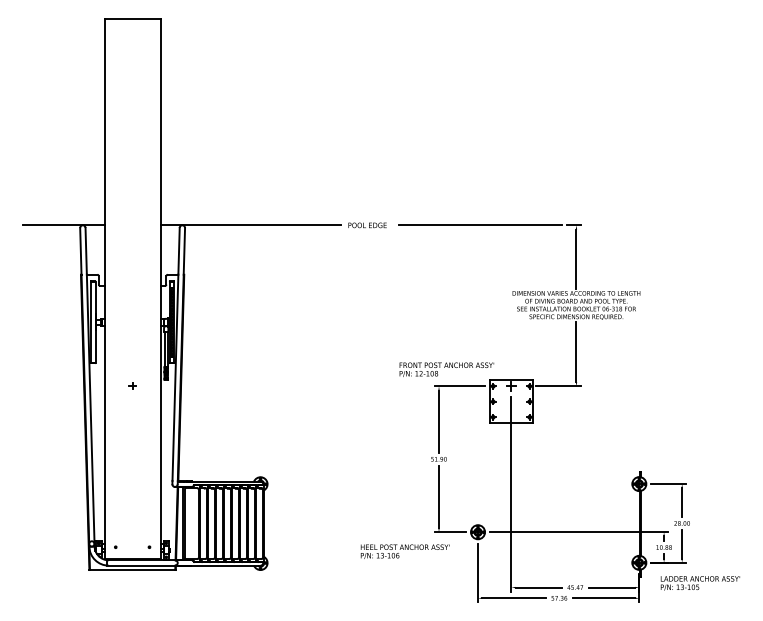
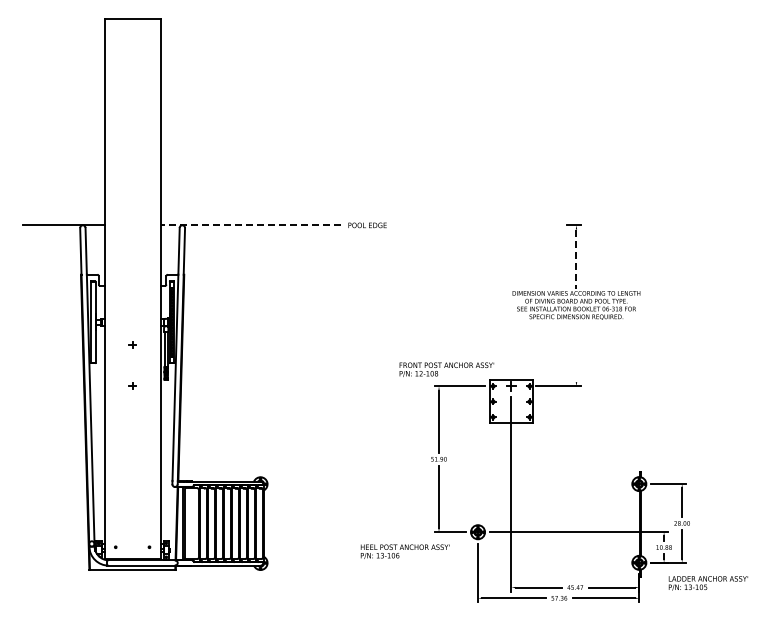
line: solid -> dashed (250, 225)
line: present -> none (479, 225)
line: solid -> dashed (576, 259)
part: none -> present (132, 344)
line: present -> none (576, 351)
text position: (700, 583) -> (708, 583) (708, 583)
